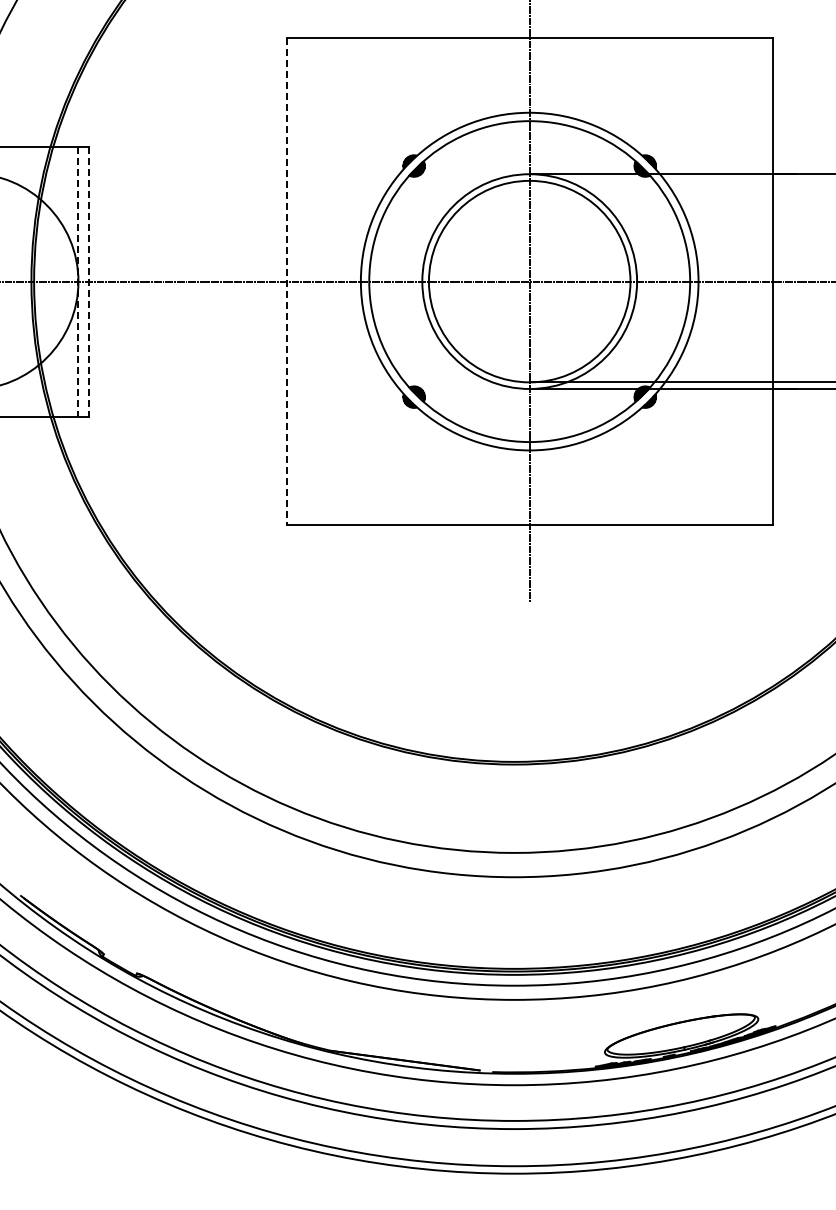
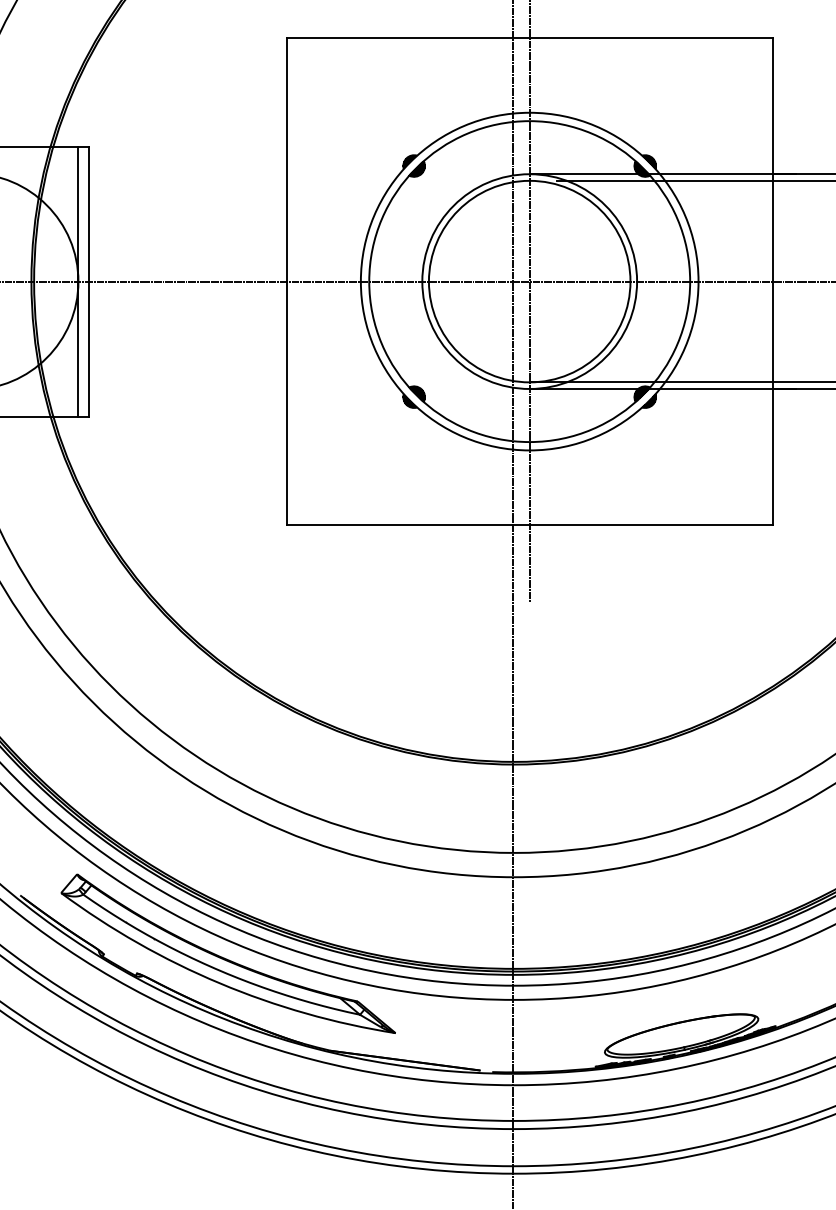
line: none -> present (694, 180)
line: dashed -> solid (78, 282)
line: dashed -> solid (89, 282)
line: dashed -> solid (286, 282)
line: none -> present (512, 604)
part: none -> present (227, 953)
